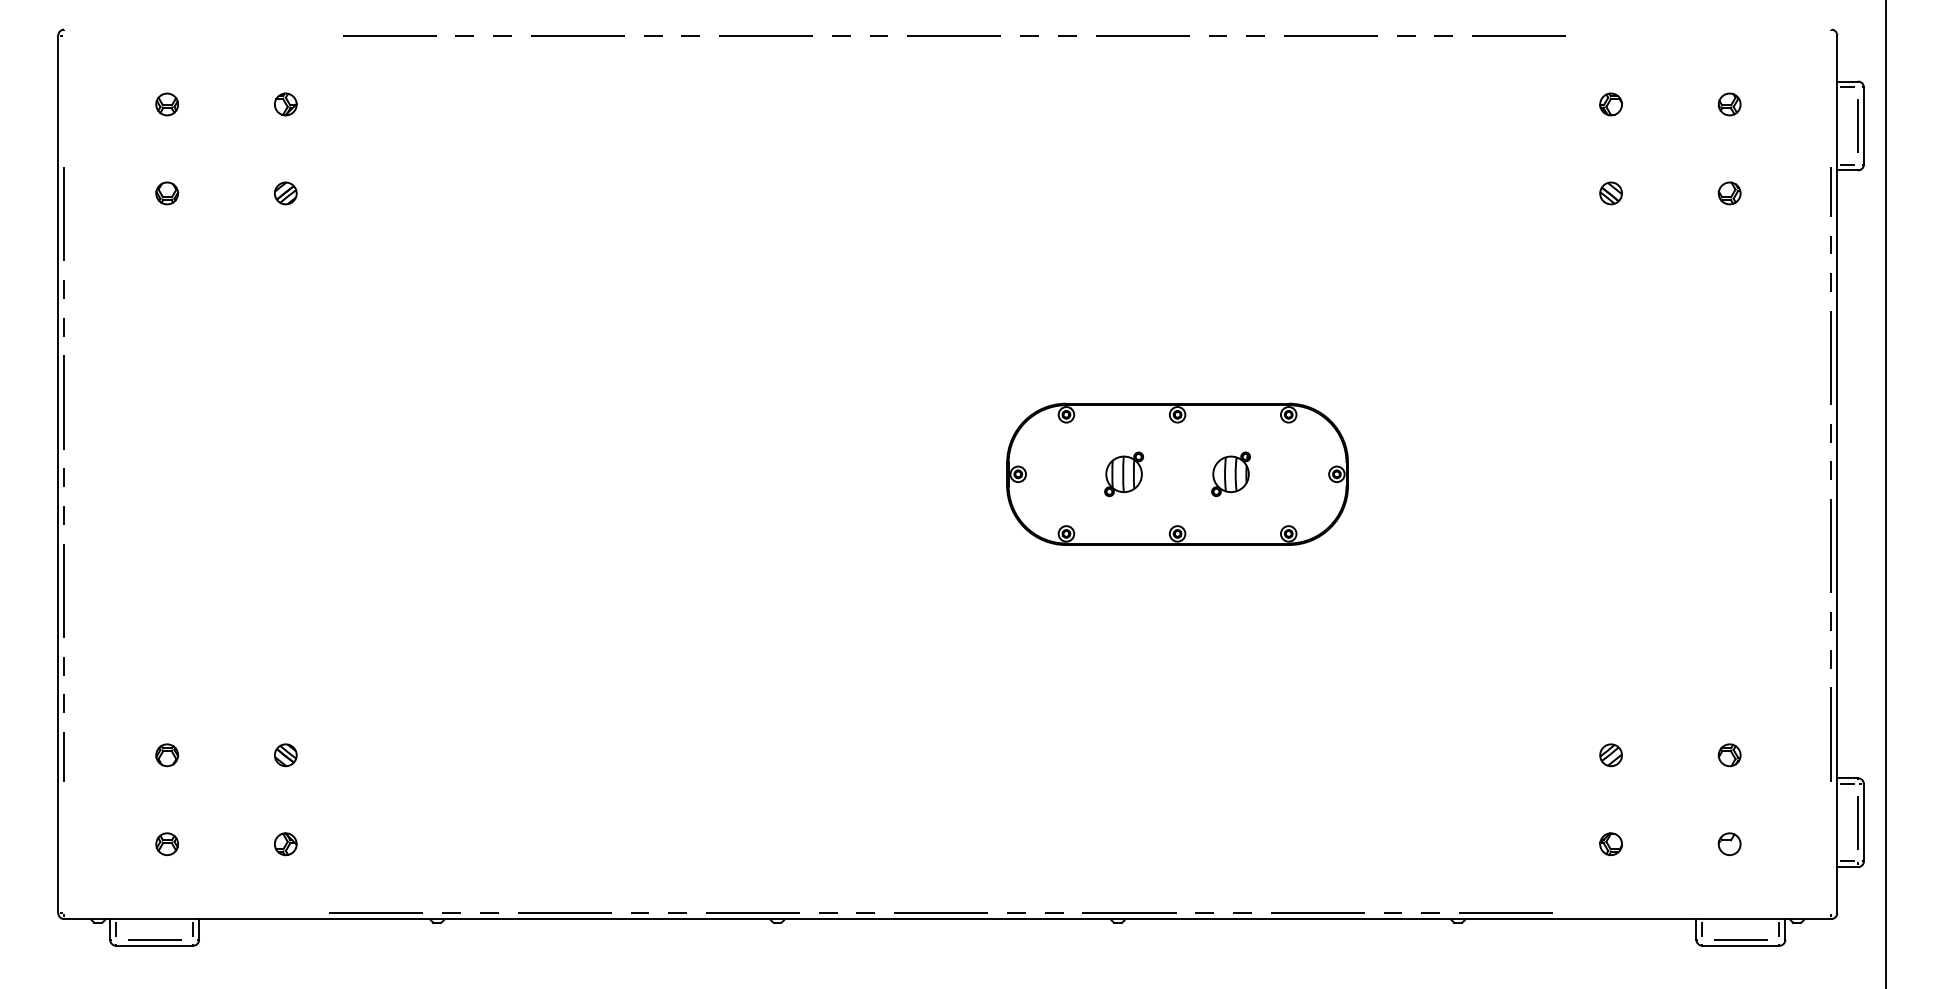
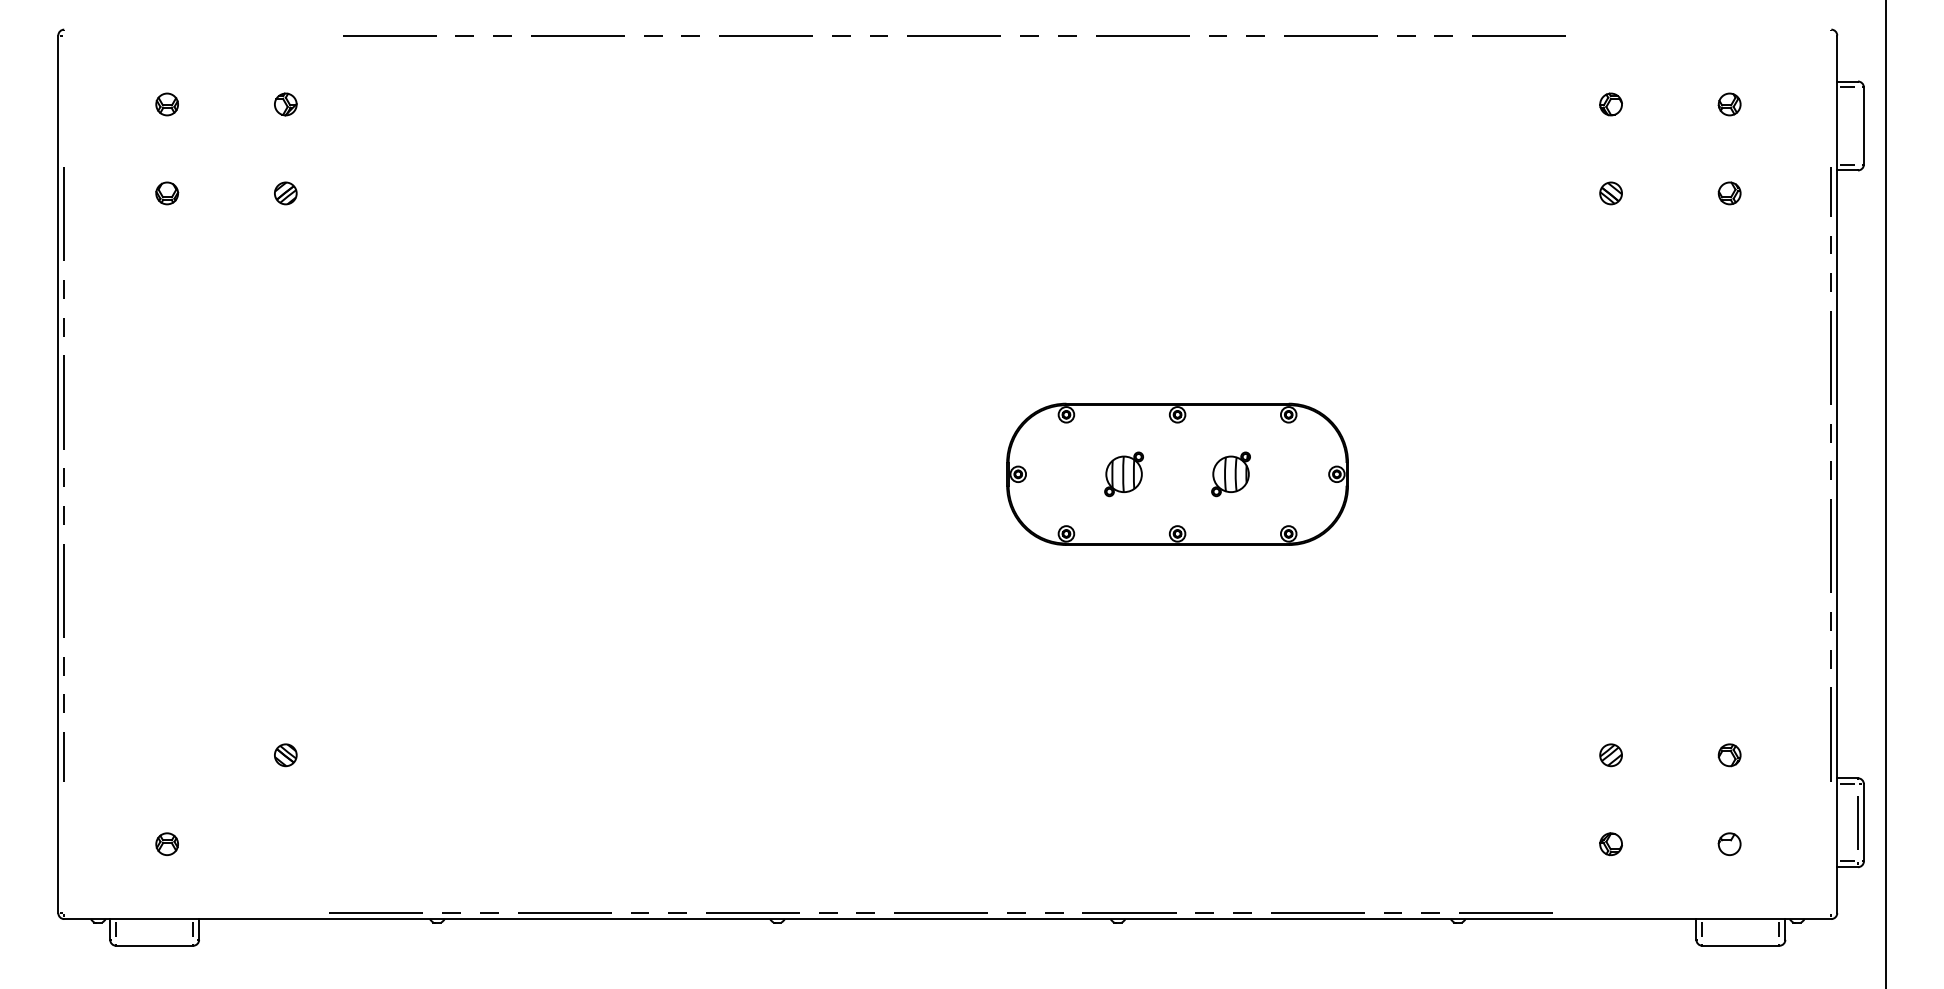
line: present -> none (1858, 125)
part: present -> none (167, 755)
part: present -> none (285, 844)
line: present -> none (154, 939)
line: present -> none (1740, 939)
